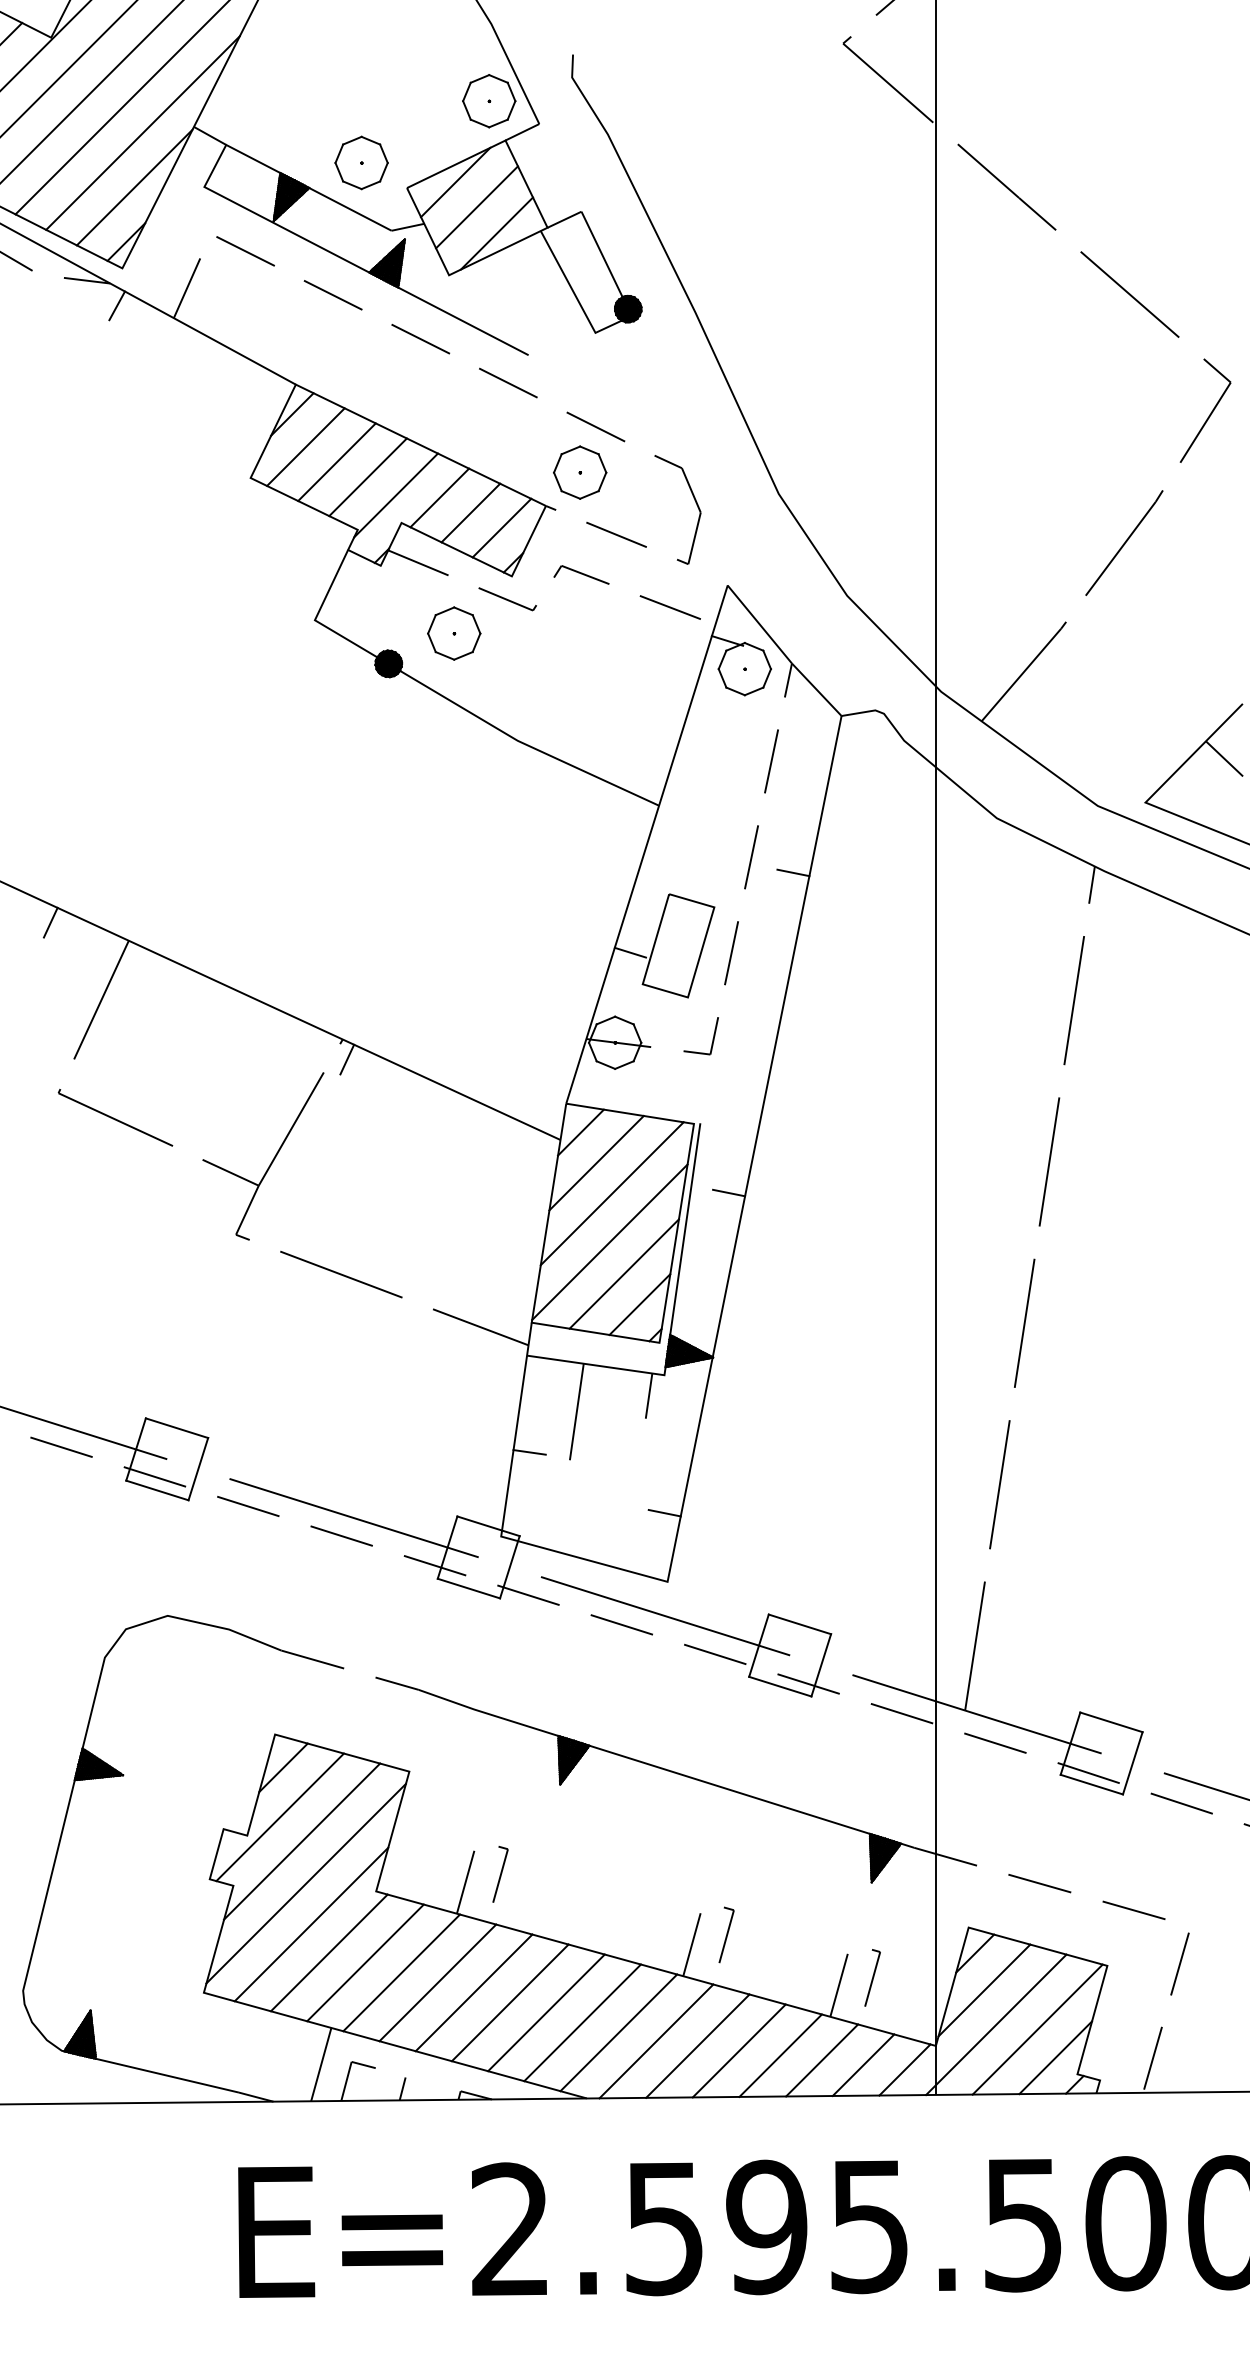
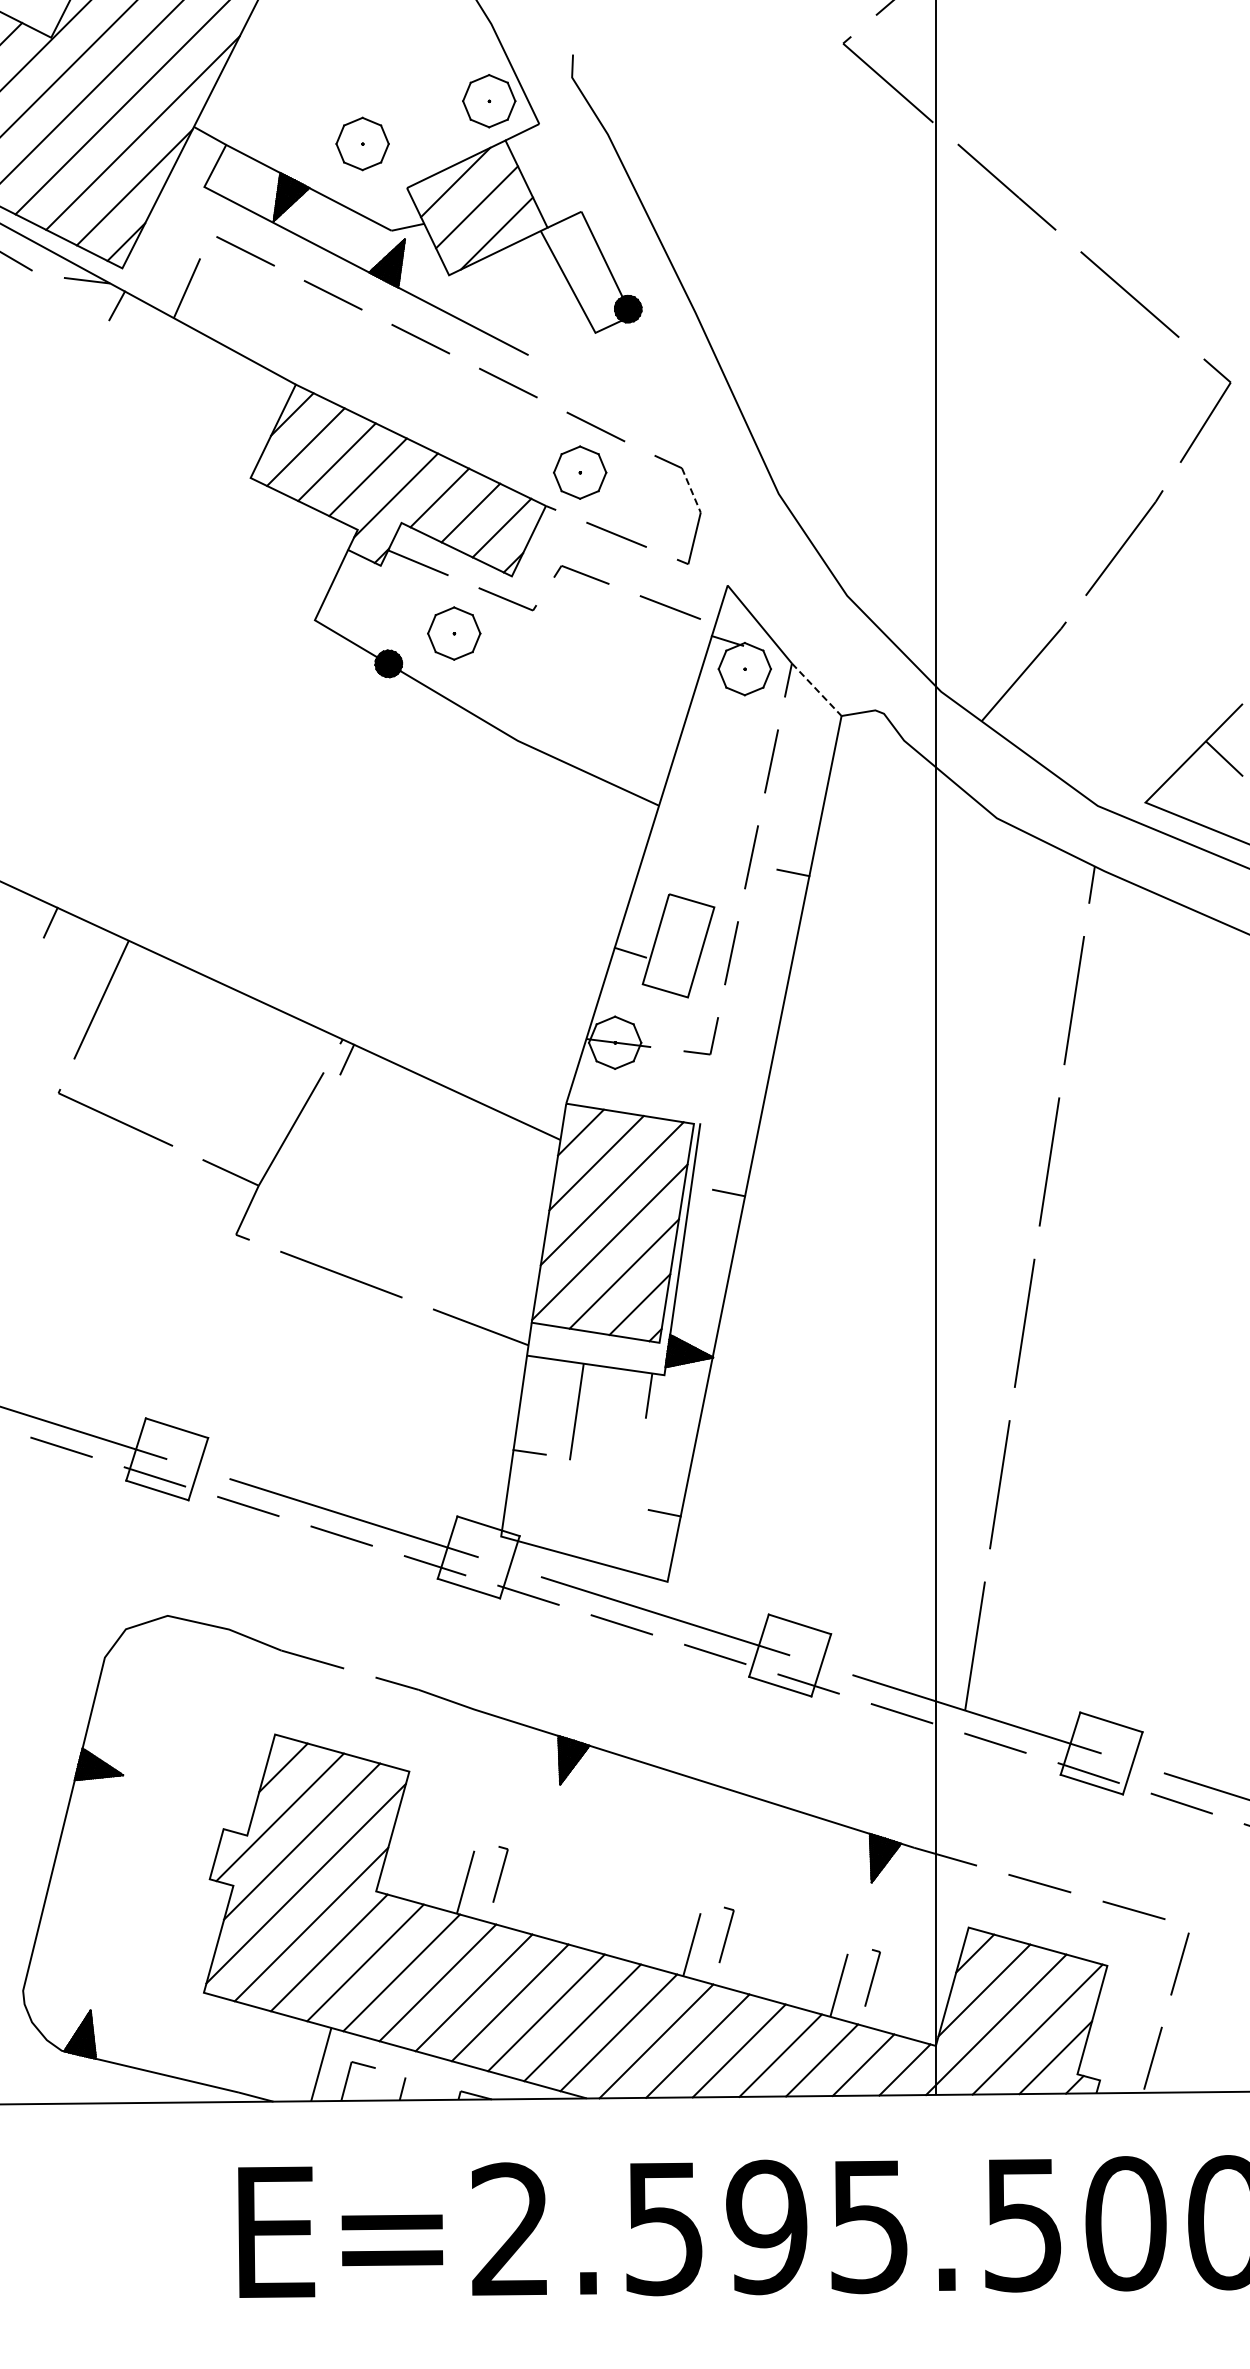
part position: (361, 162) -> (362, 143) (362, 143)
line: solid -> dashed (691, 490)
line: solid -> dashed (817, 690)
